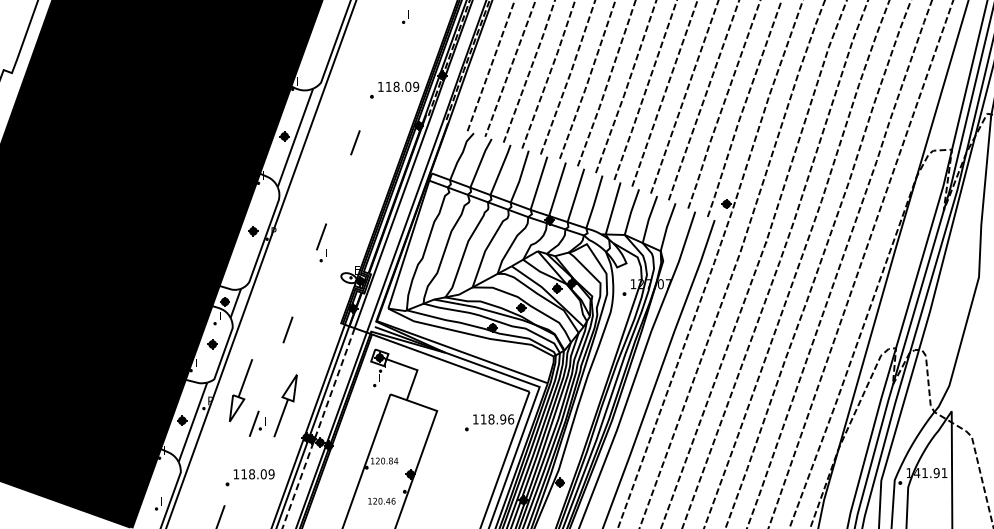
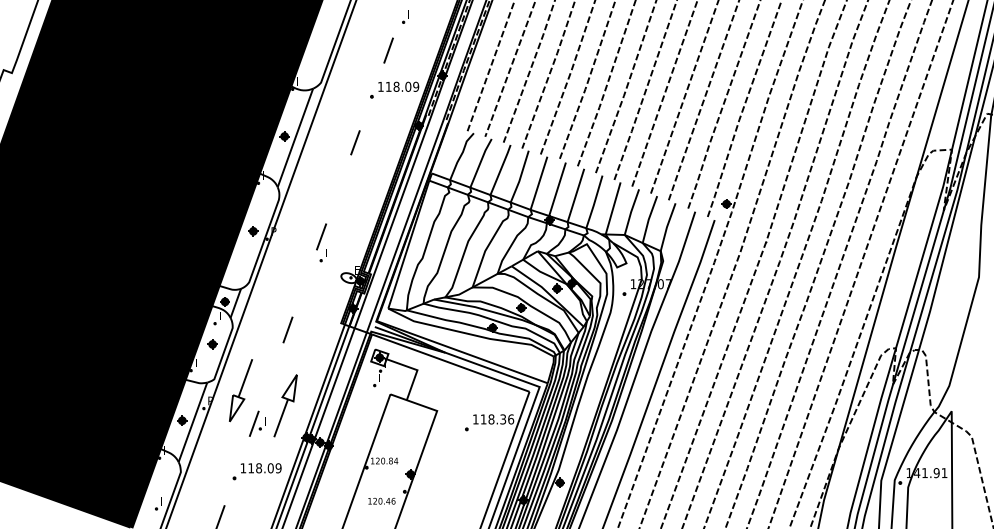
line: none -> present (388, 50)
text: 118.96 -> 118.36 (503, 419)
line: dashed -> solid (318, 428)
part position: (249, 477) -> (256, 471) (256, 471)
